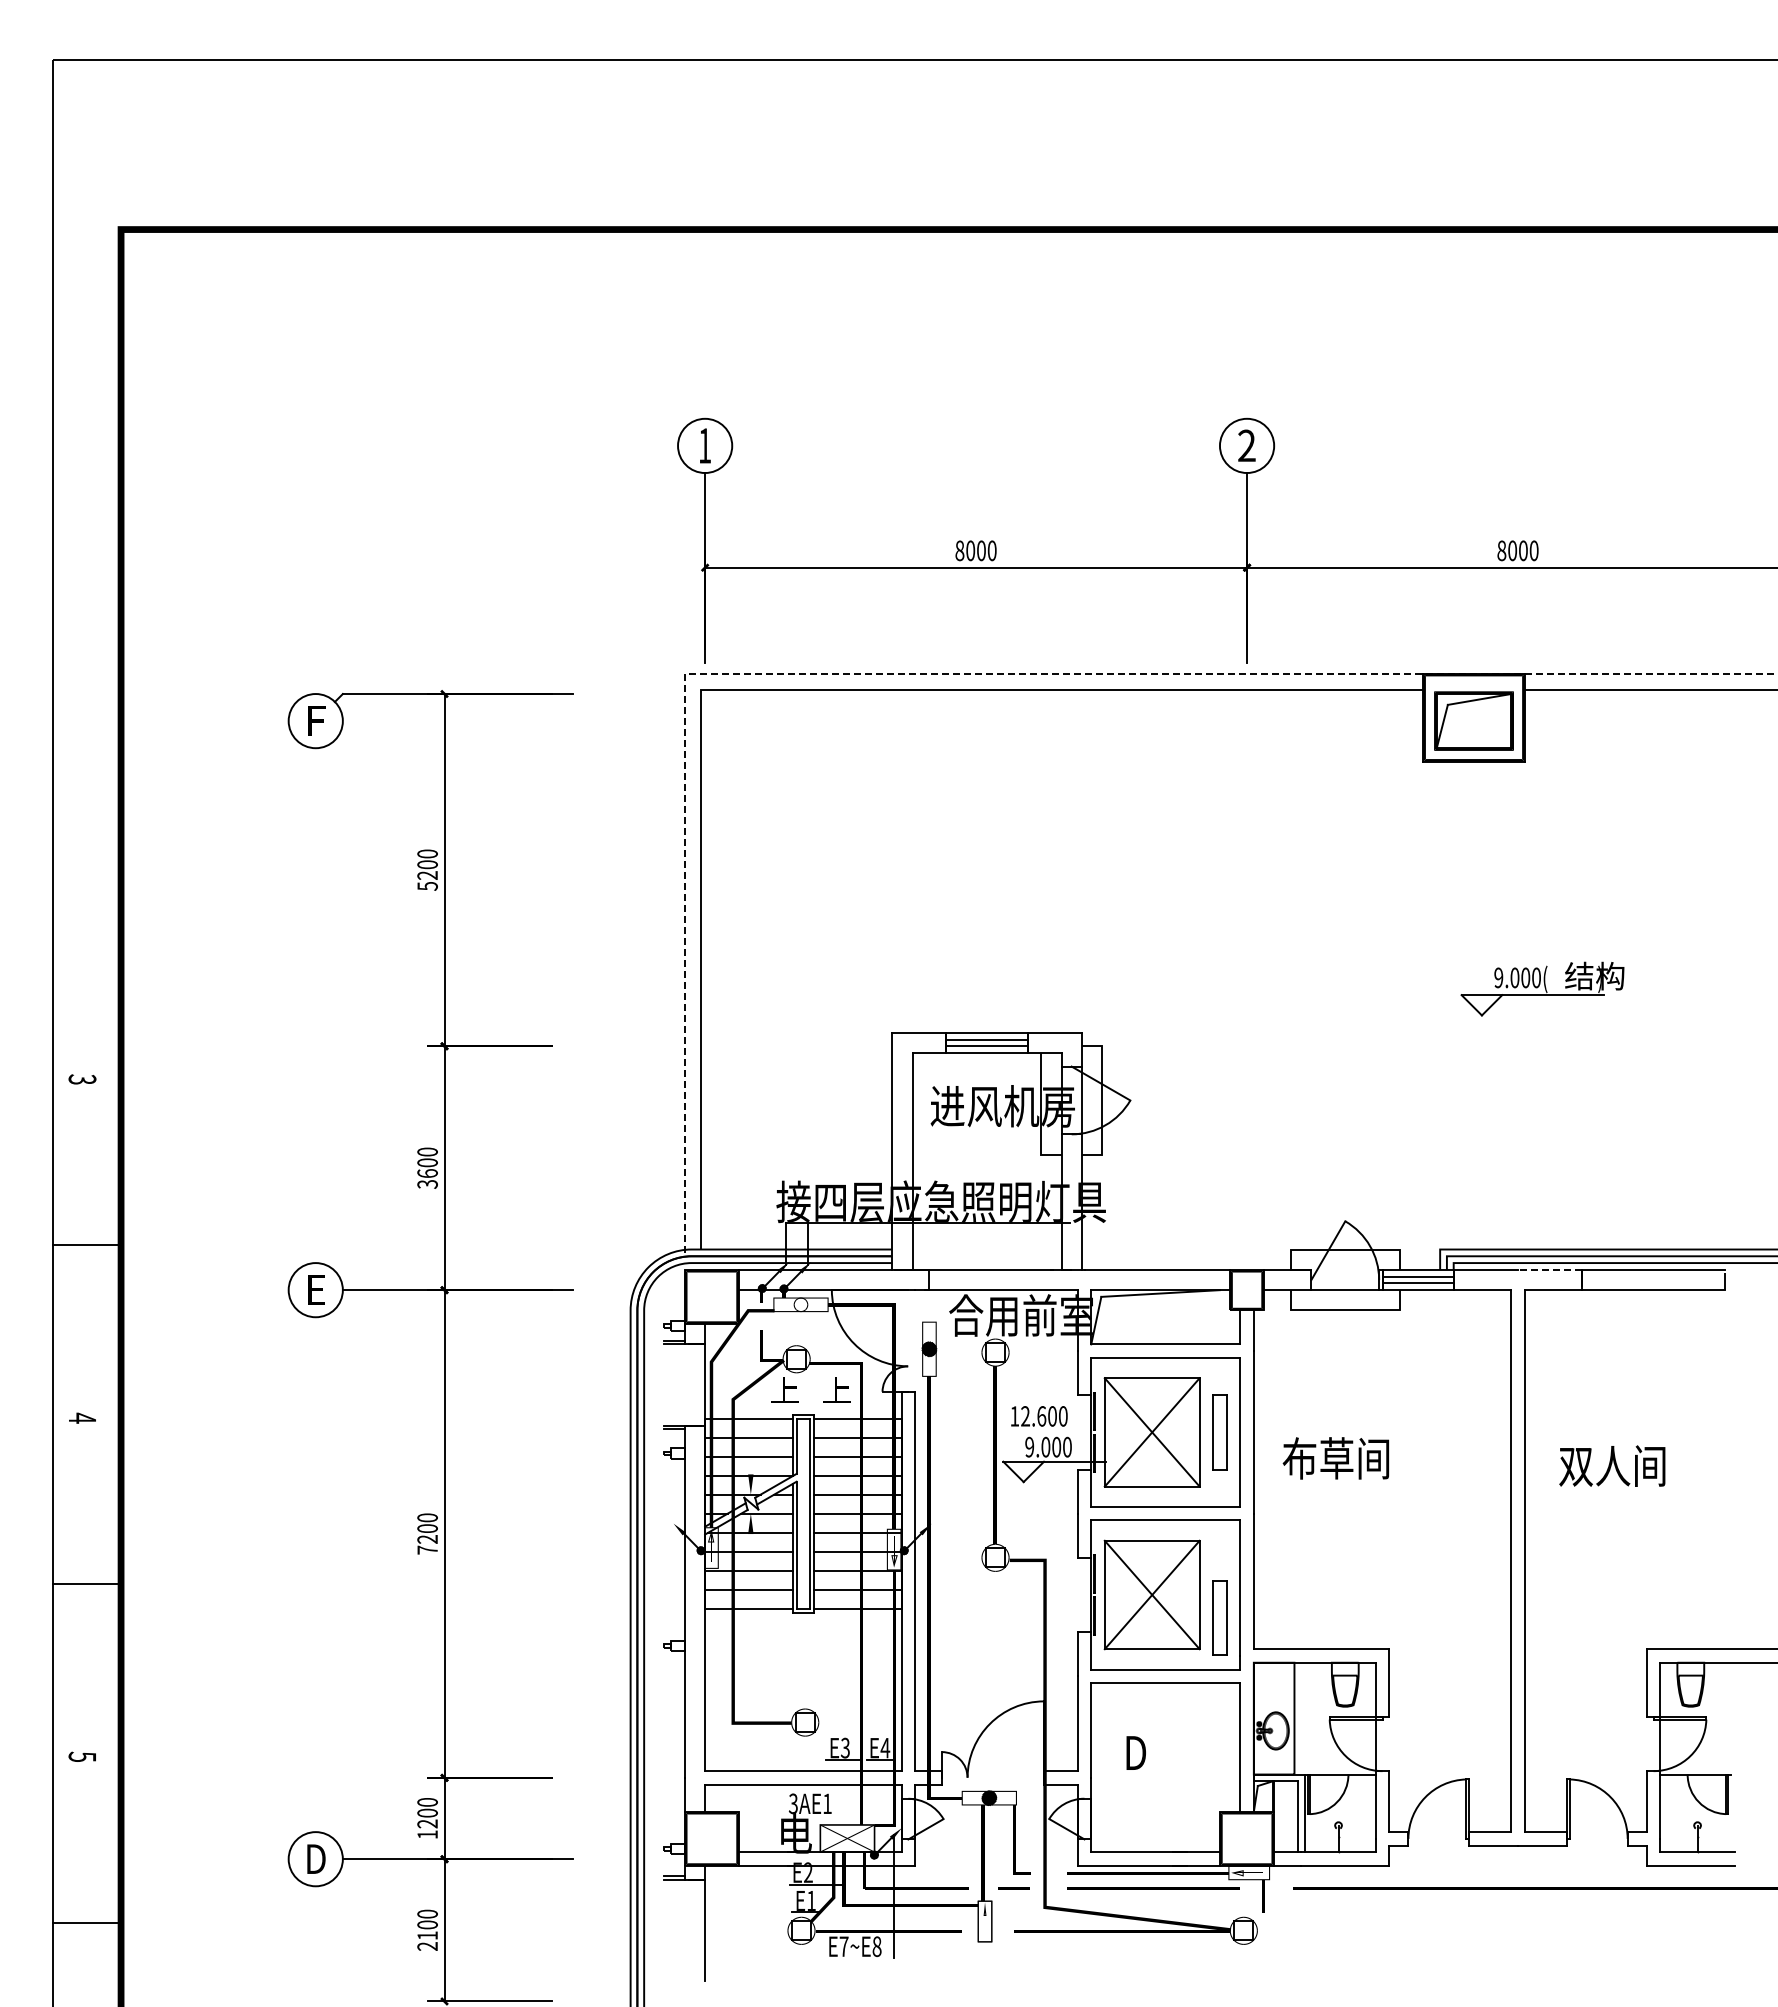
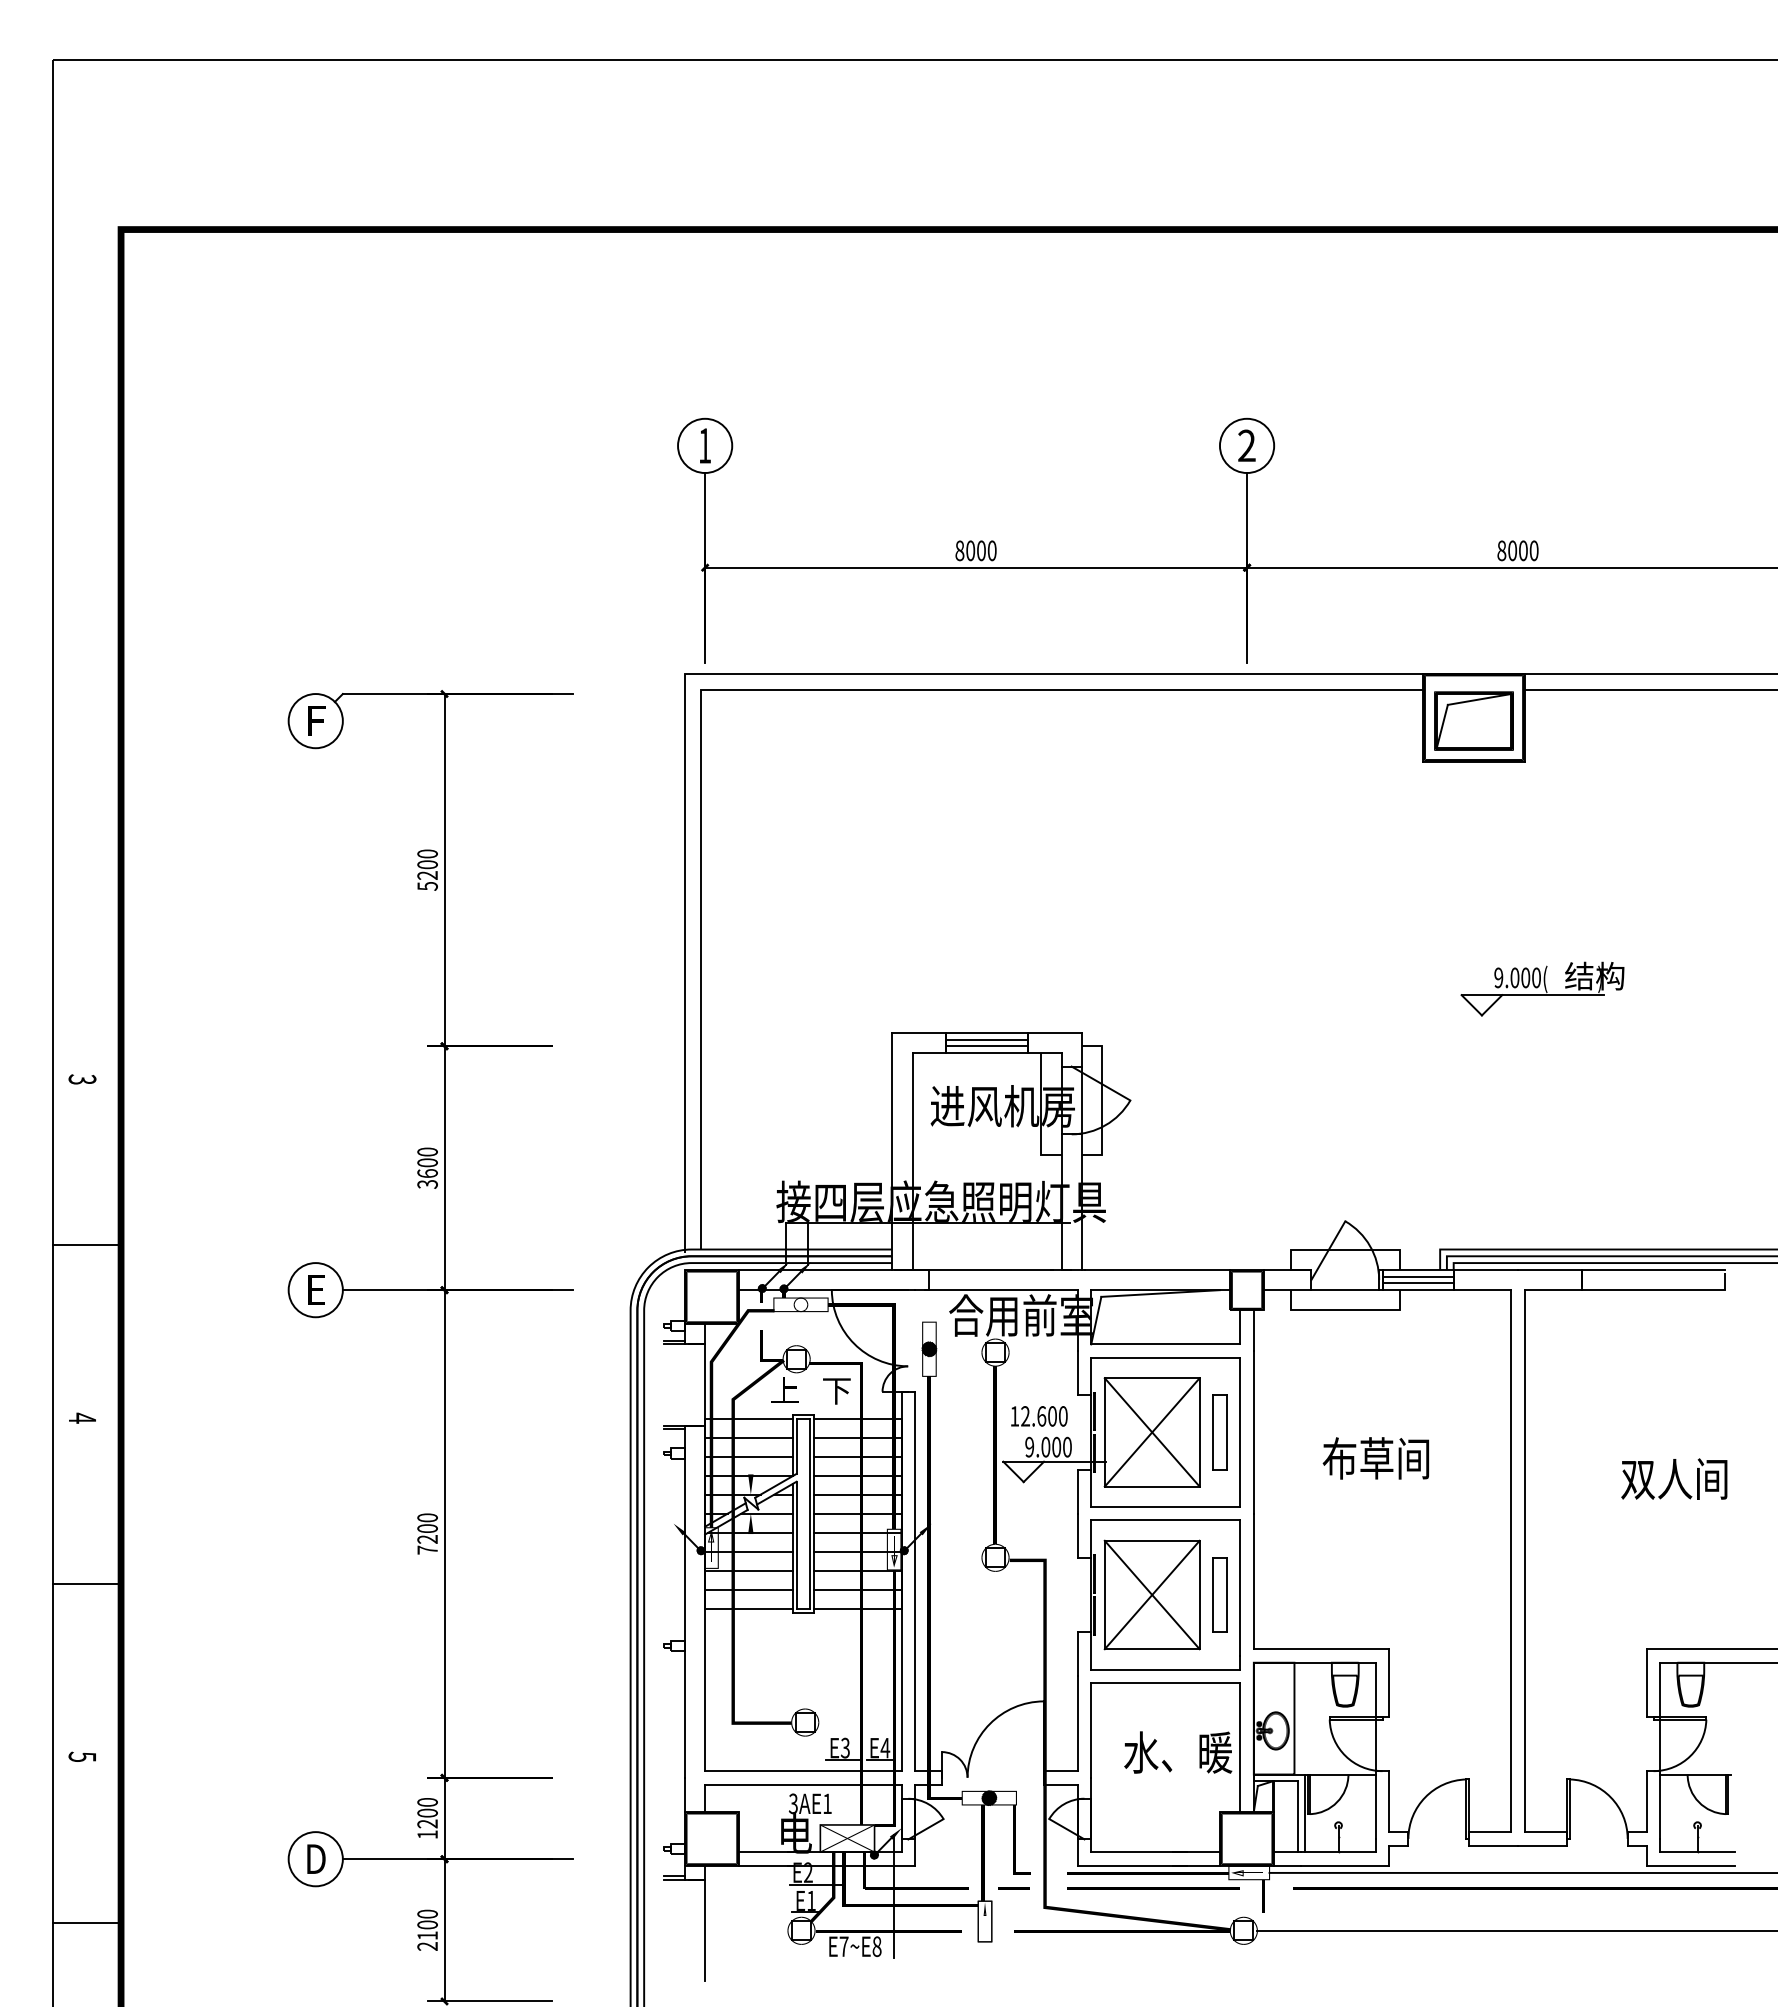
line: dashed -> solid (940, 673)
line: dashed -> solid (1549, 1269)
text: 上 -> 下 (836, 1390)
text position: (1335, 1458) -> (1375, 1458) (1375, 1458)
text position: (1612, 1465) -> (1674, 1478) (1674, 1478)
part position: (1219, 1617) -> (1219, 1594) (1219, 1594)
text: D -> 水、暖 (1178, 1752)
line: none -> present (1521, 1872)
line: none -> present (1515, 1930)
